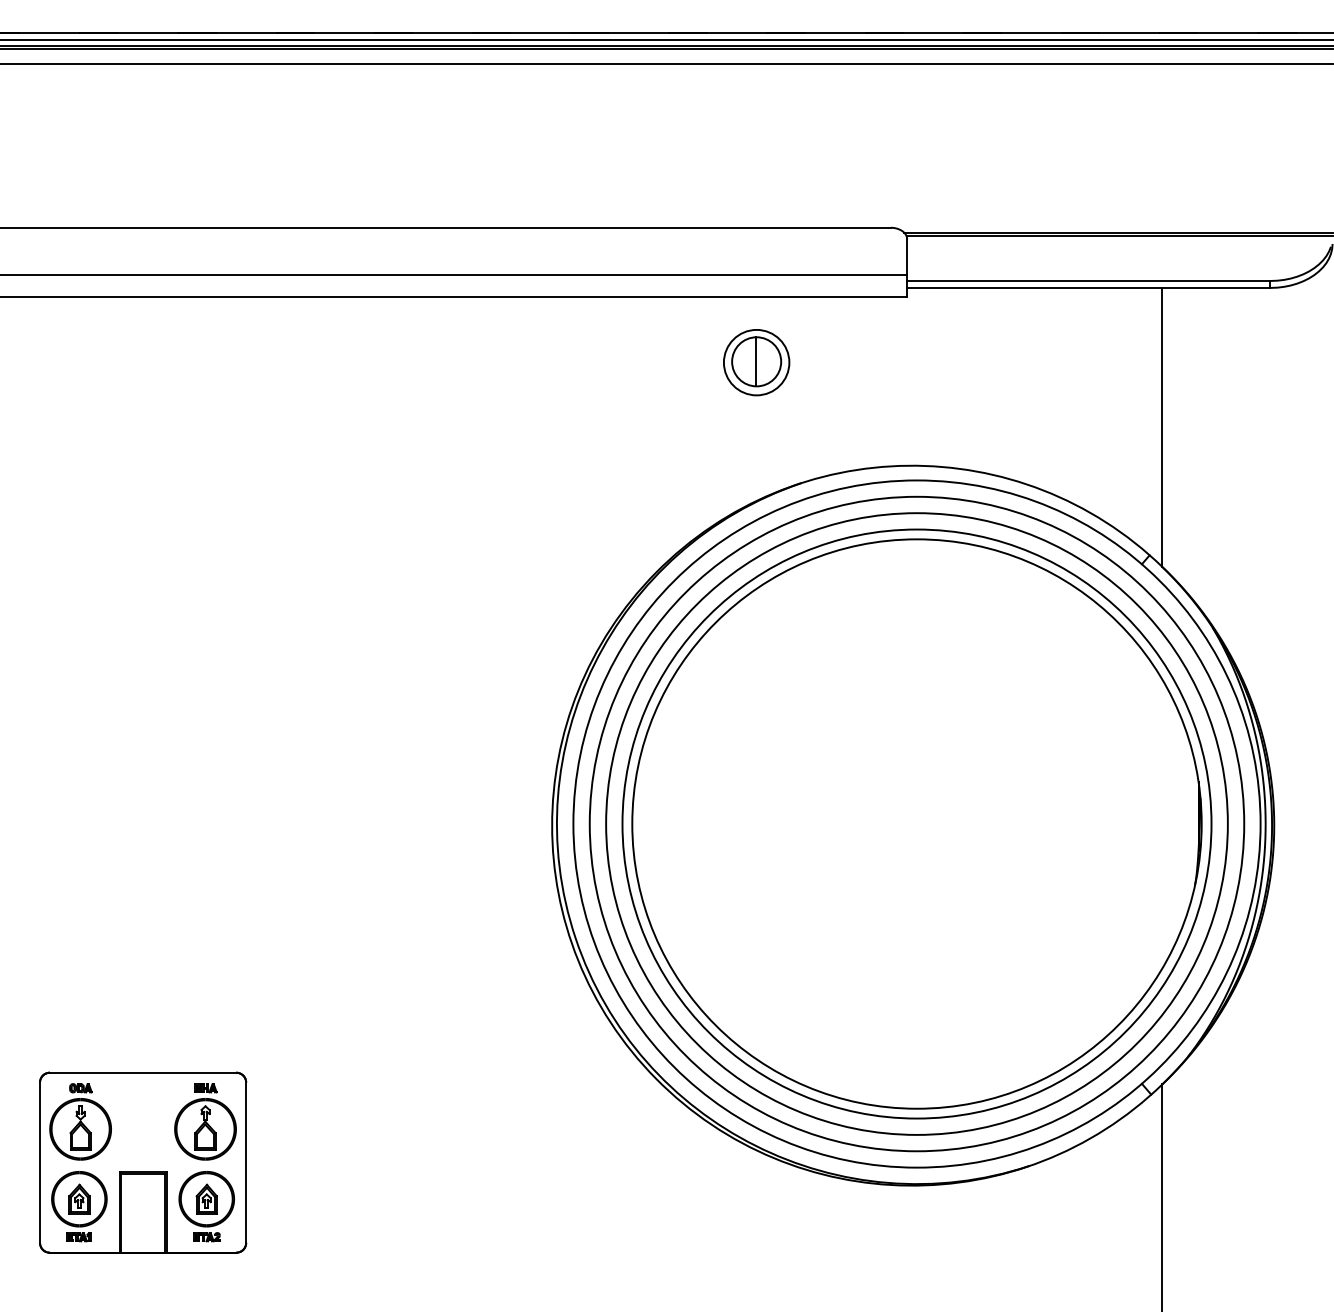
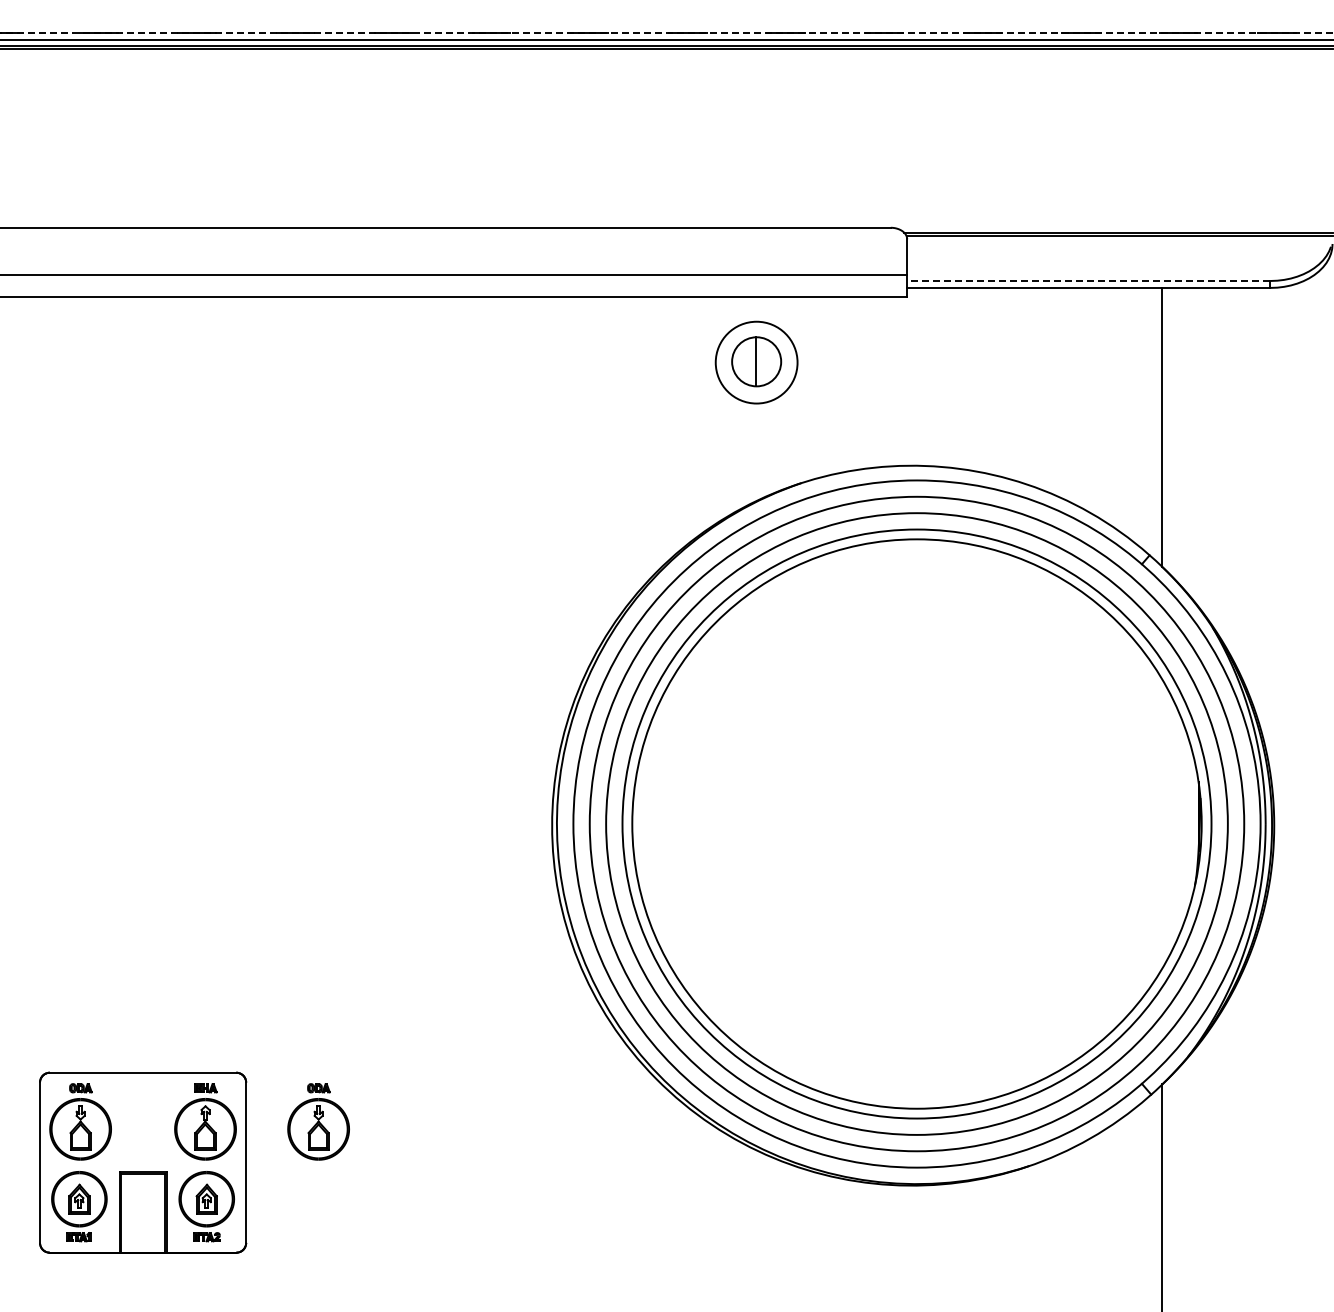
line: solid -> dashed (667, 33)
line: present -> none (666, 64)
line: solid -> dashed (1088, 281)
circle diameter: 65 px -> 82 px (756, 362)
part: none -> present (318, 1121)
